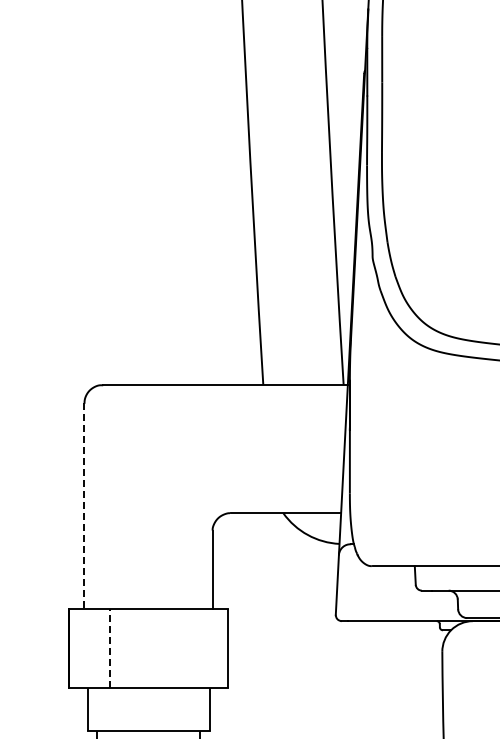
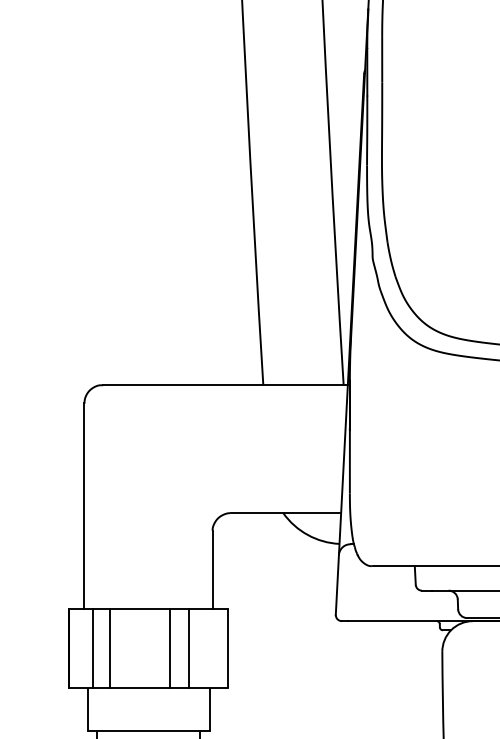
line: dashed -> solid (84, 506)
line: none -> present (93, 648)
line: dashed -> solid (109, 648)
line: none -> present (170, 648)
line: none -> present (189, 648)
